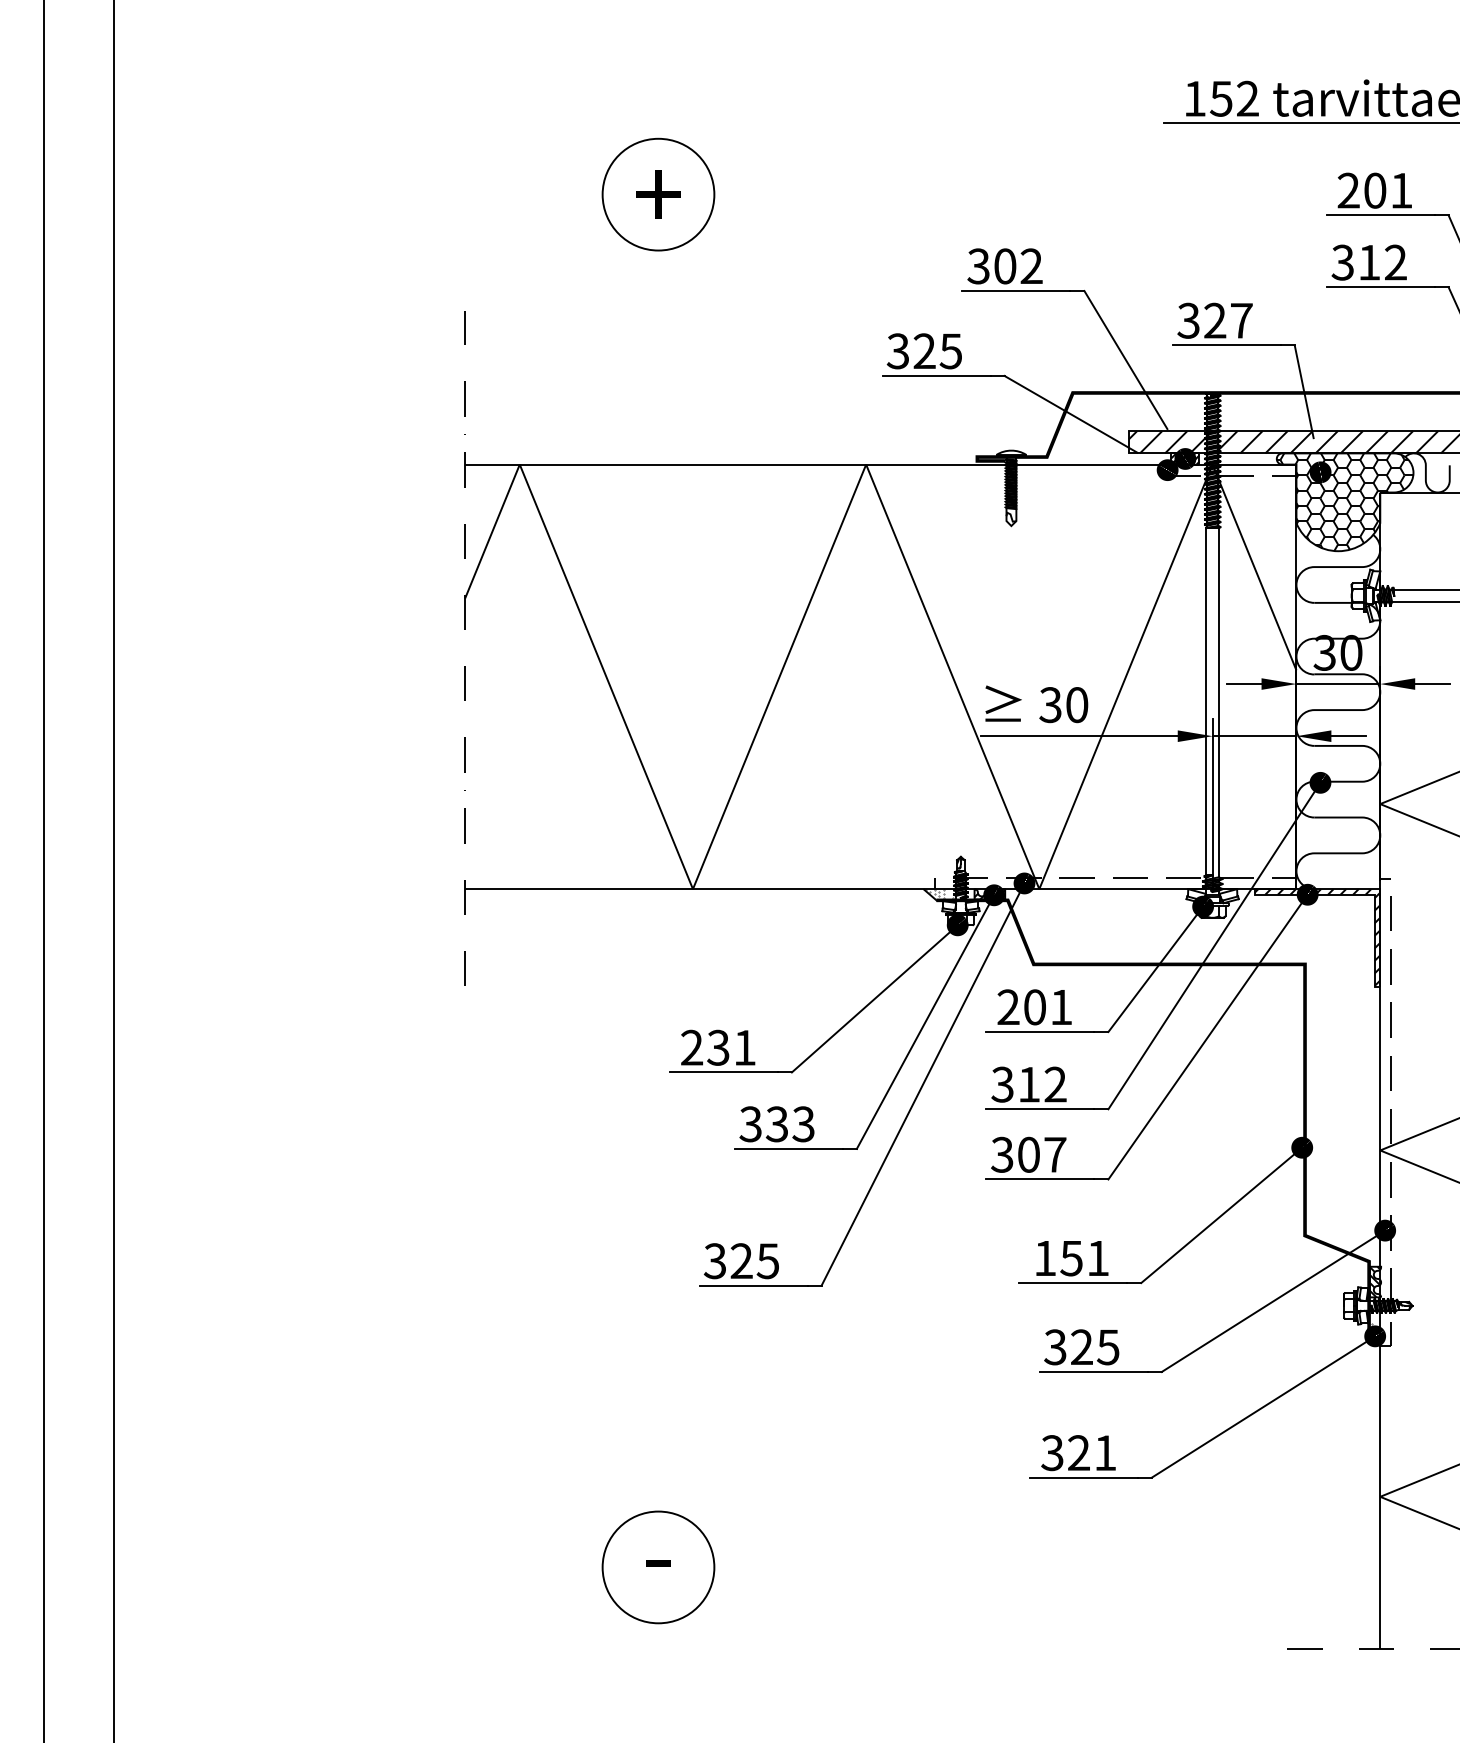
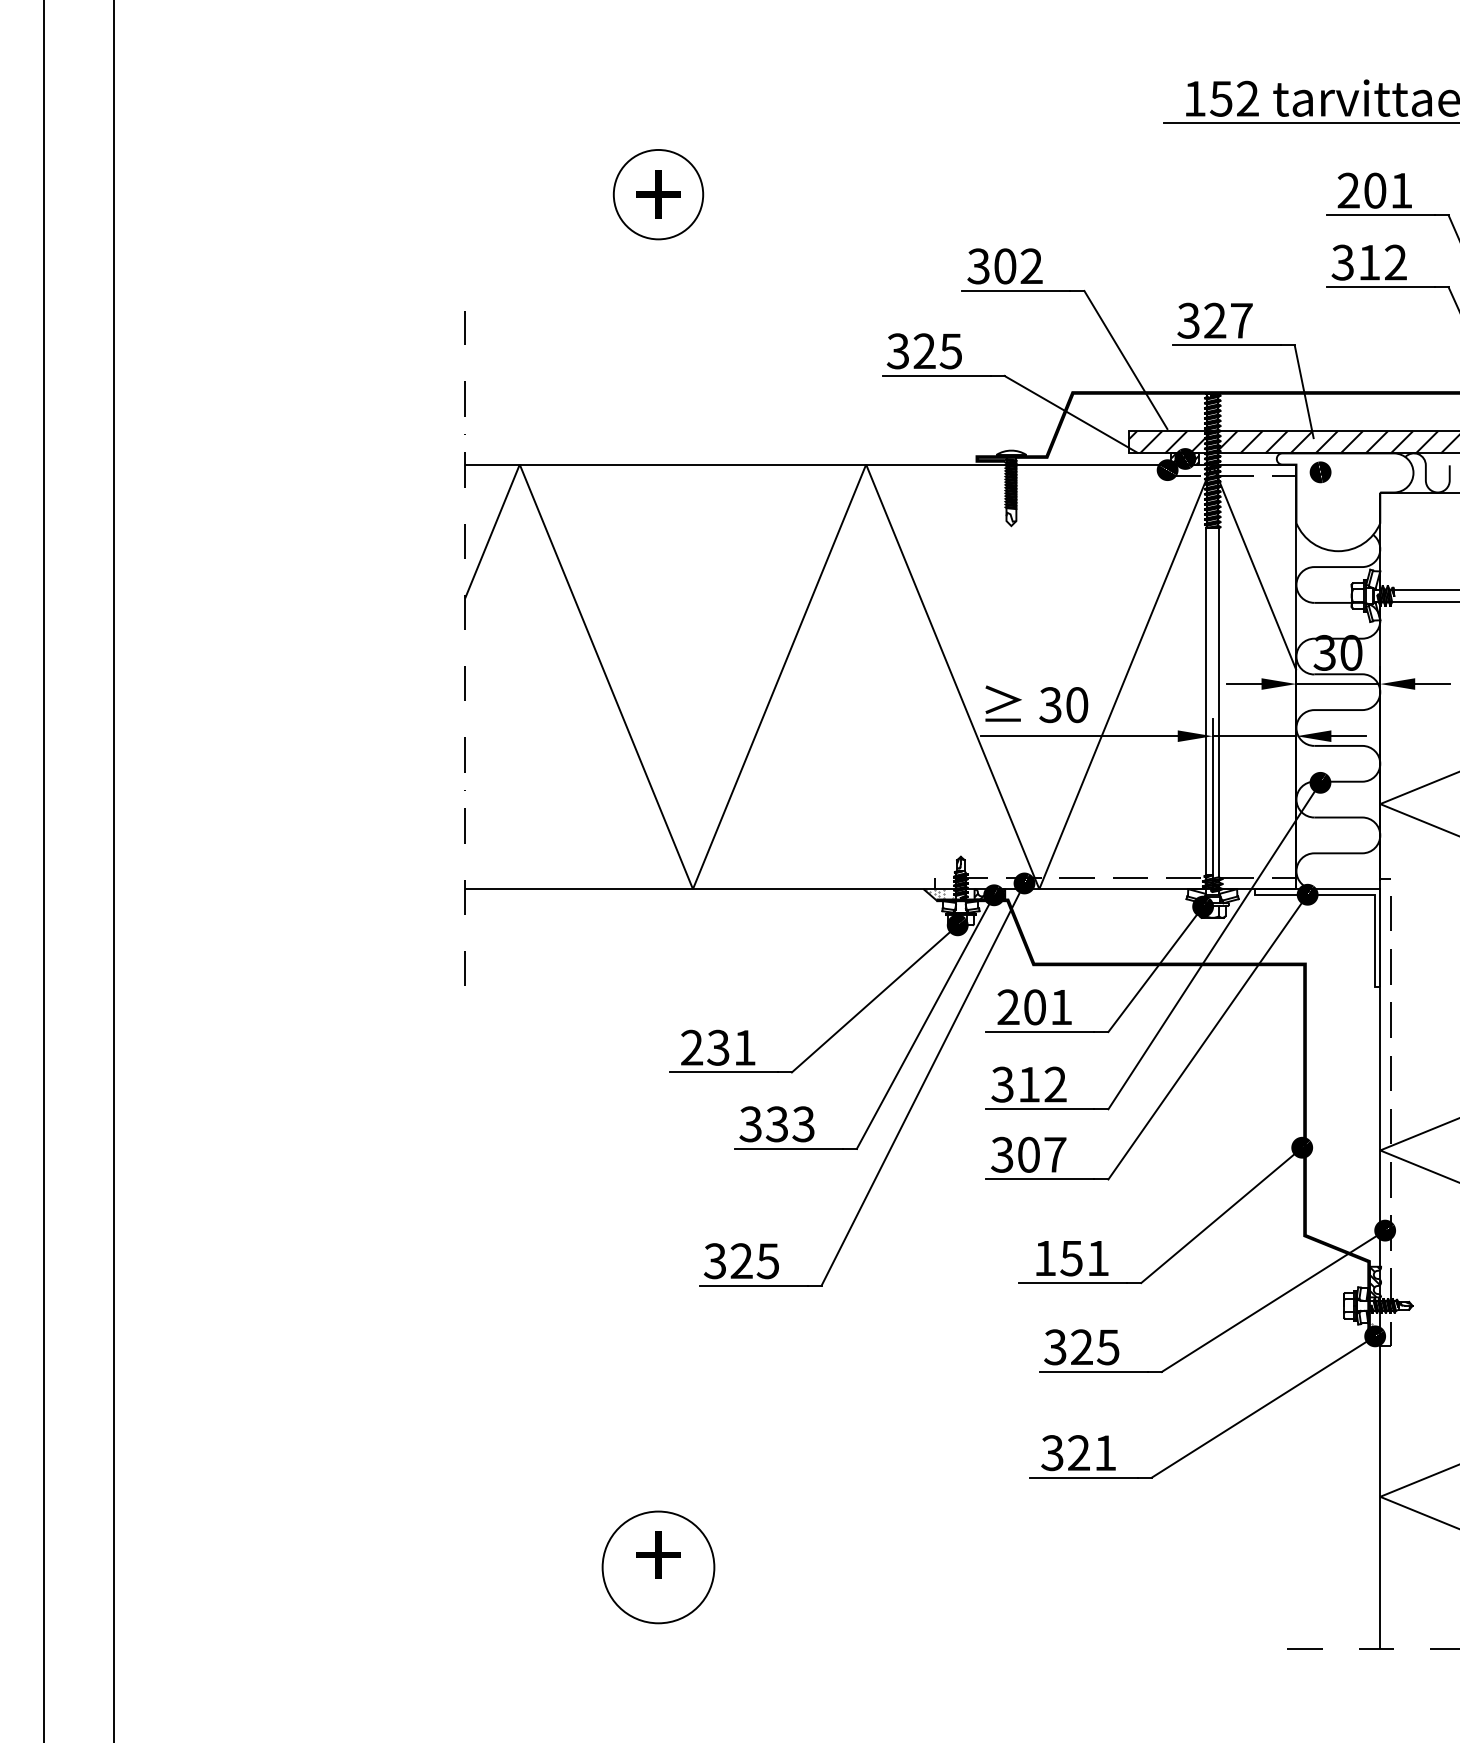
circle diameter: 112 px -> 89 px (658, 194)
hatch: present -> none (1344, 502)
hatch: present -> none (1317, 937)
text: - -> + (658, 1554)
